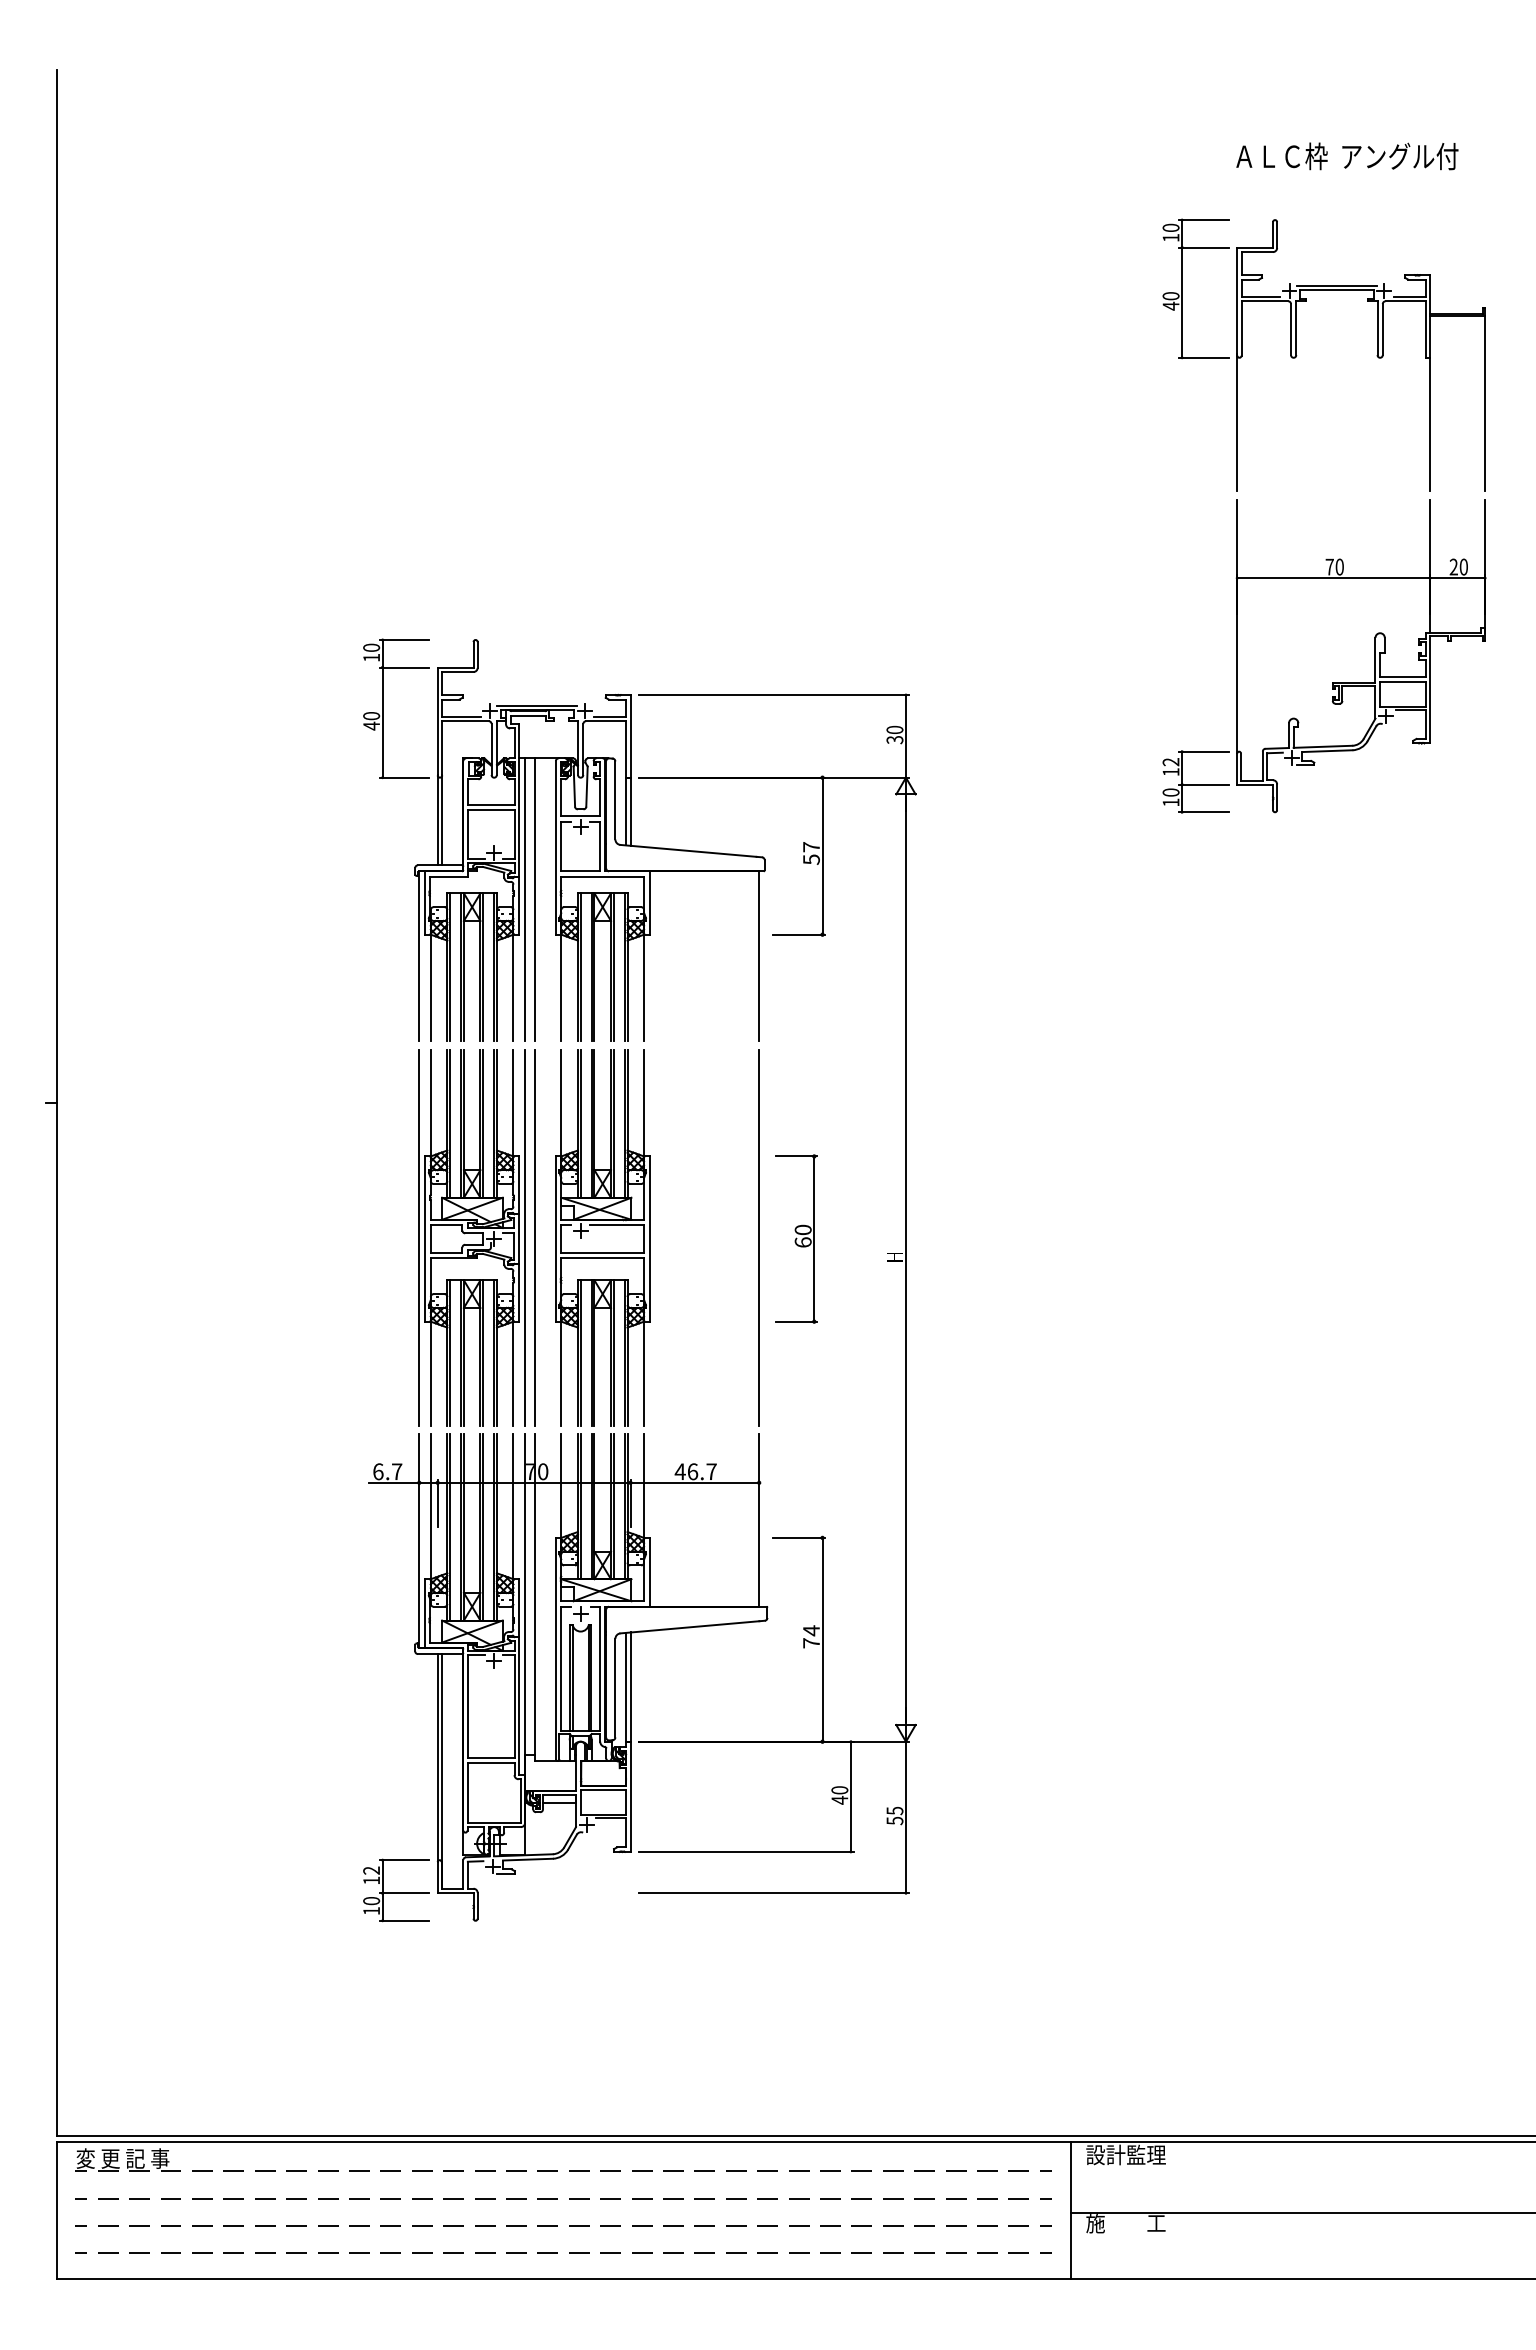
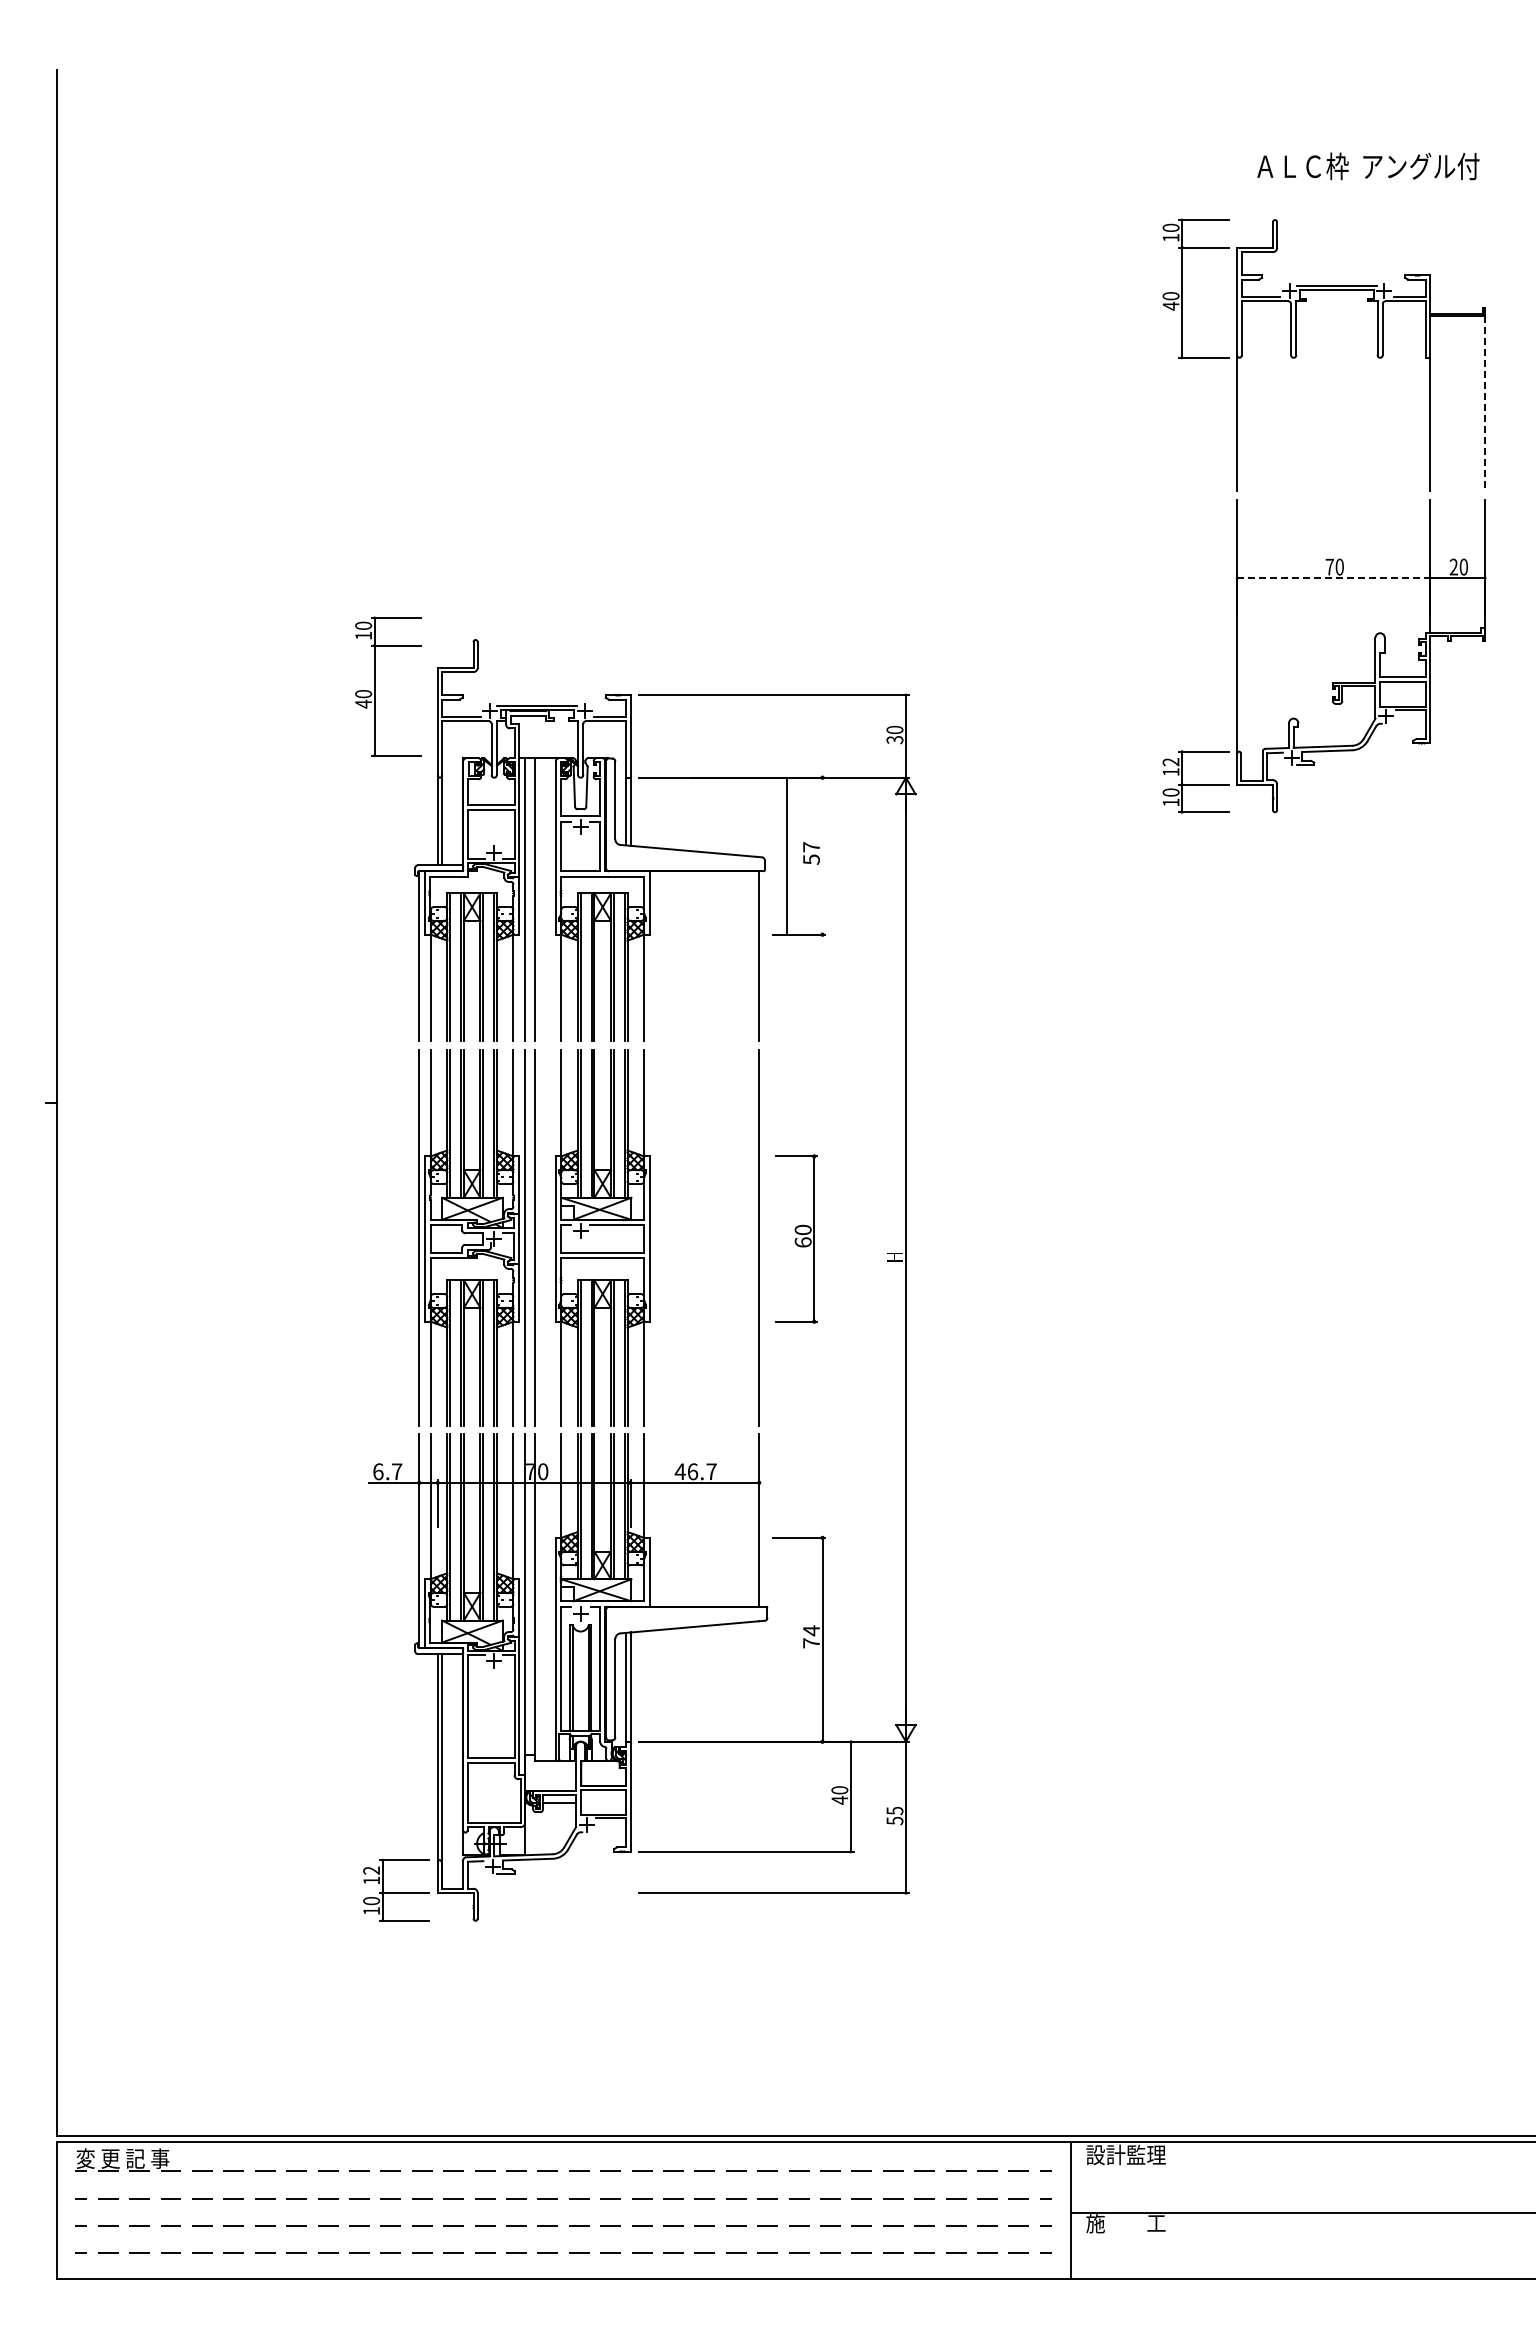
text position: (1347, 156) -> (1368, 166) (1368, 166)
line: solid -> dashed (1485, 403)
line: solid -> dashed (1334, 578)
part position: (383, 708) -> (375, 686) (375, 686)
line position: (822, 855) -> (786, 855) (786, 855)
